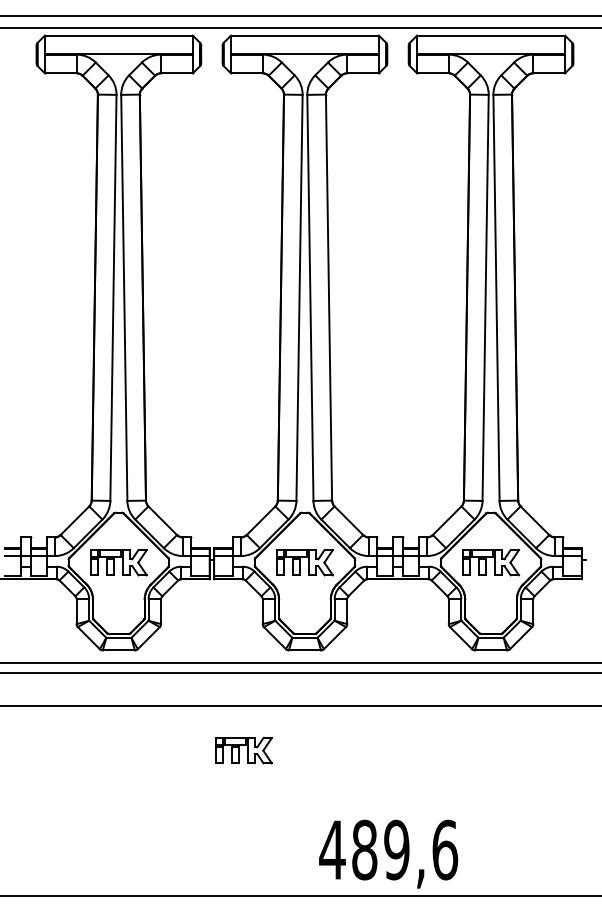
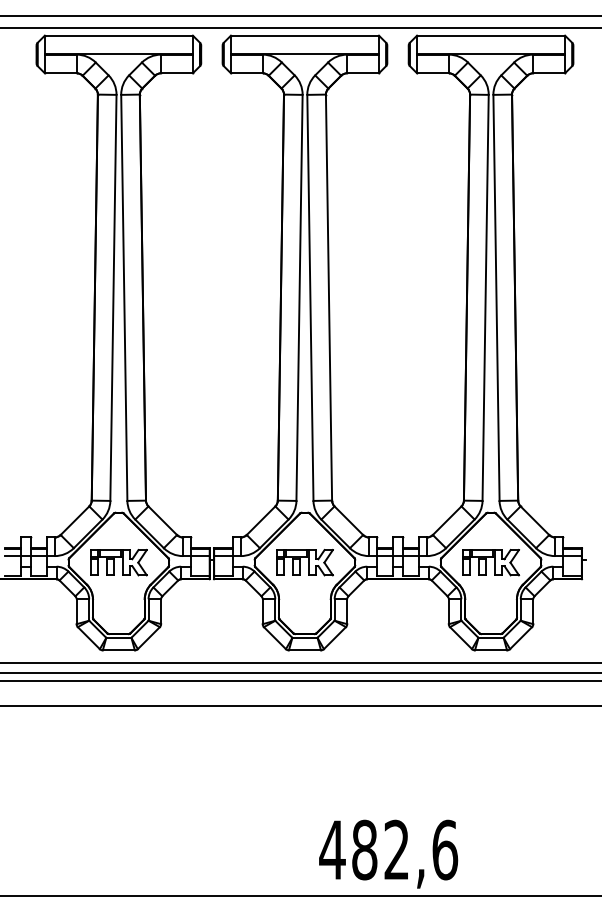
line: none -> present (300, 680)
part: present -> none (243, 750)
text: 489,6 -> 482,6 (396, 849)
